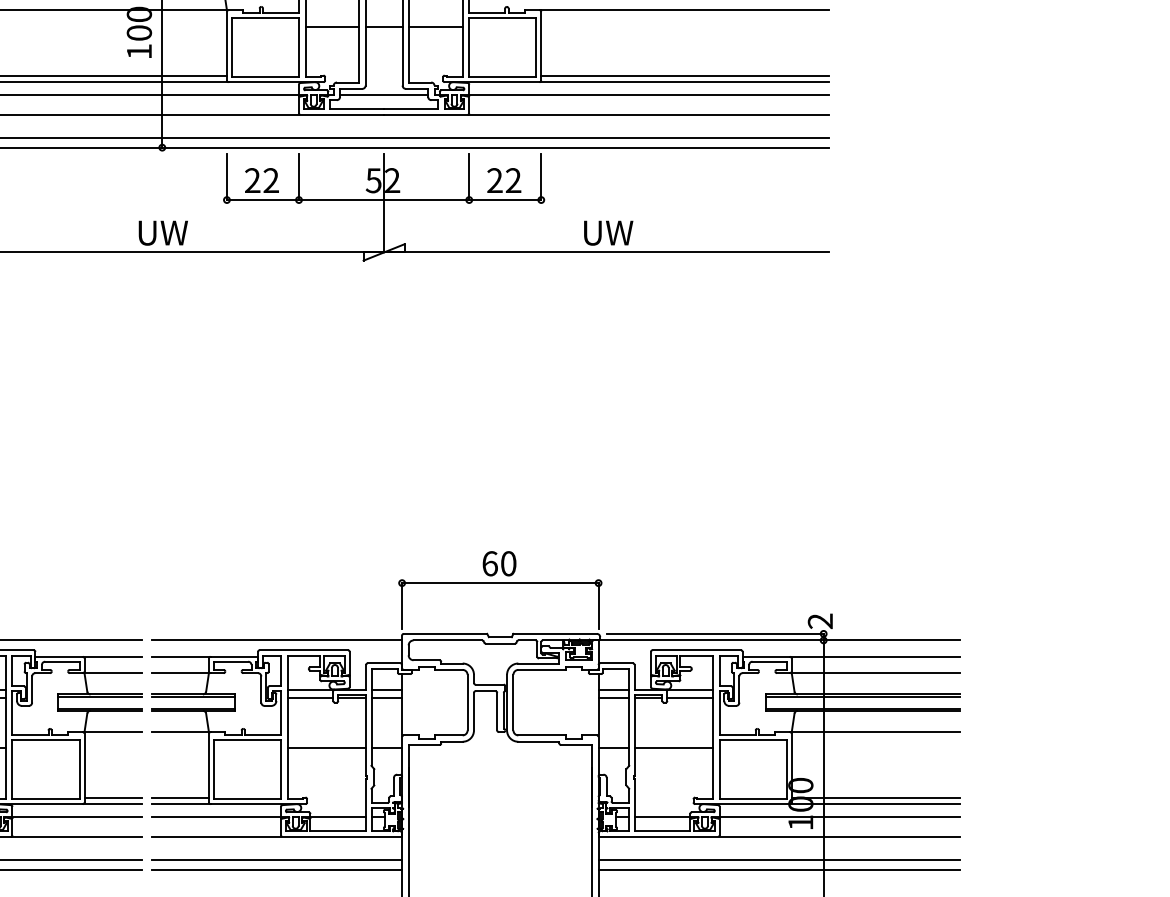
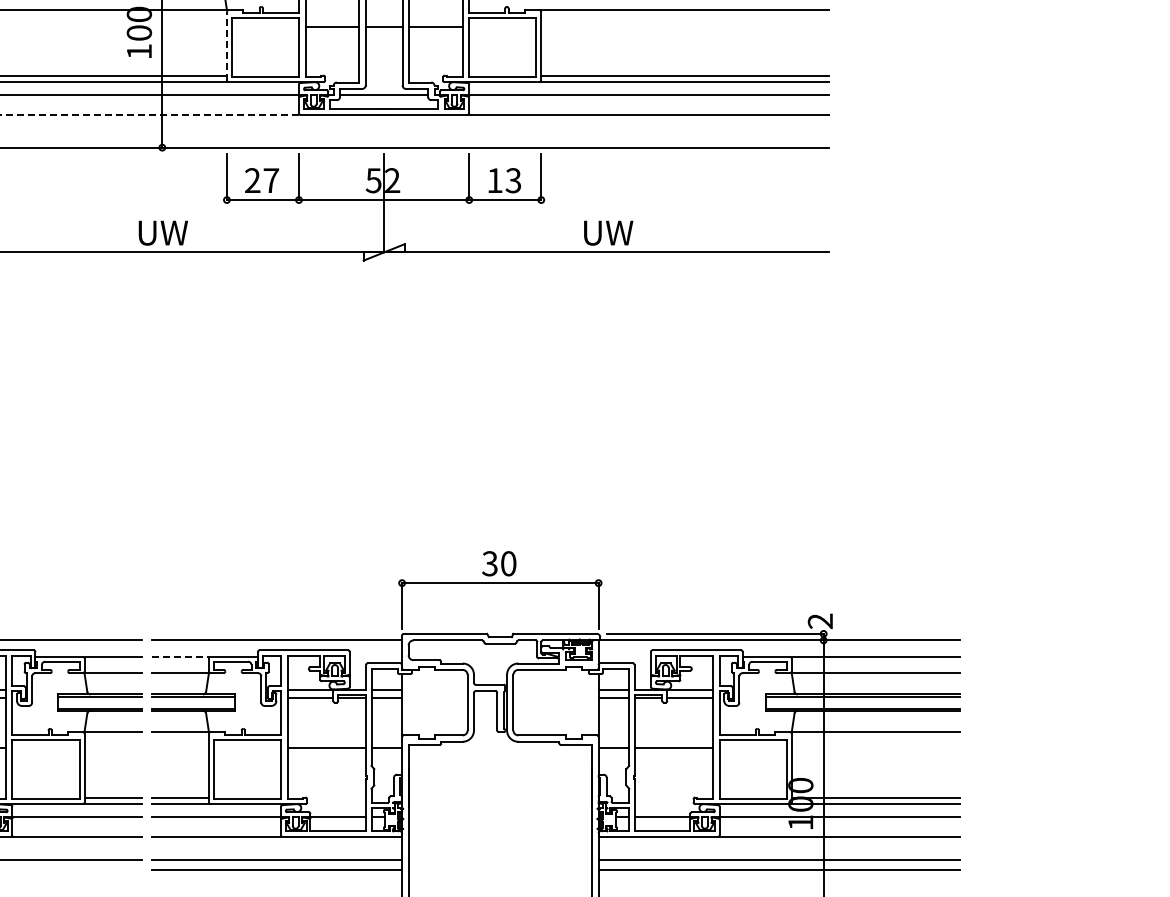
line: solid -> dashed (226, 45)
line: solid -> dashed (149, 114)
line: present -> none (415, 138)
text: 22 -> 27 (271, 180)
text: 22 -> 13 (504, 180)
text: 60 -> 30 (489, 563)
line: solid -> dashed (181, 656)
line: present -> none (71, 869)
